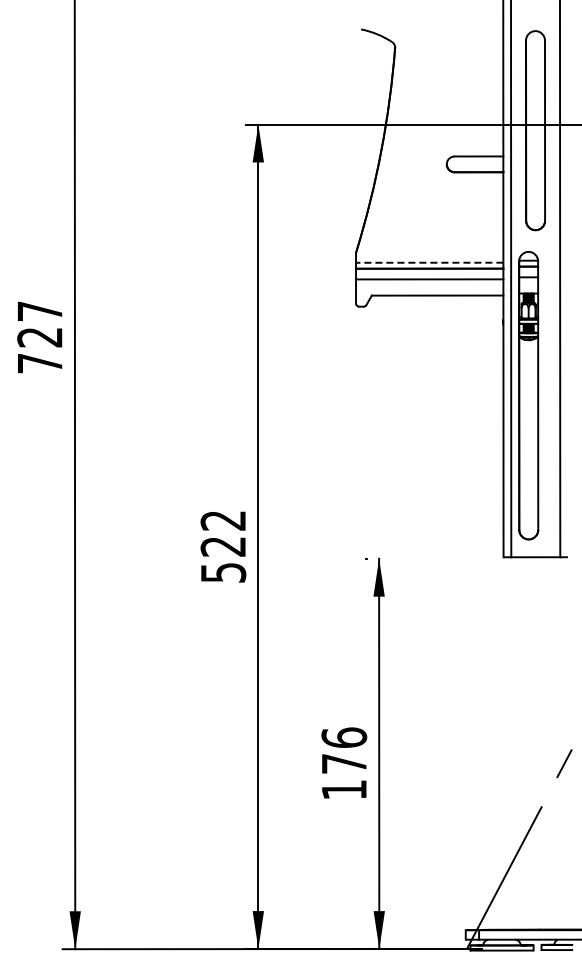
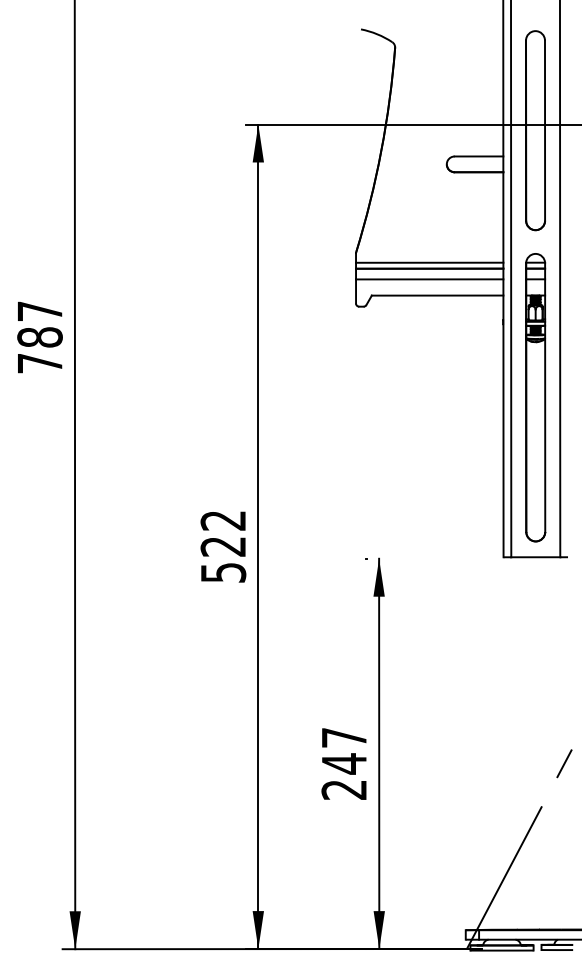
line: dashed -> solid (429, 262)
text: 727 -> 787 (39, 337)
part position: (528, 395) -> (535, 397) (535, 397)
text: 176 -> 247 (344, 763)
